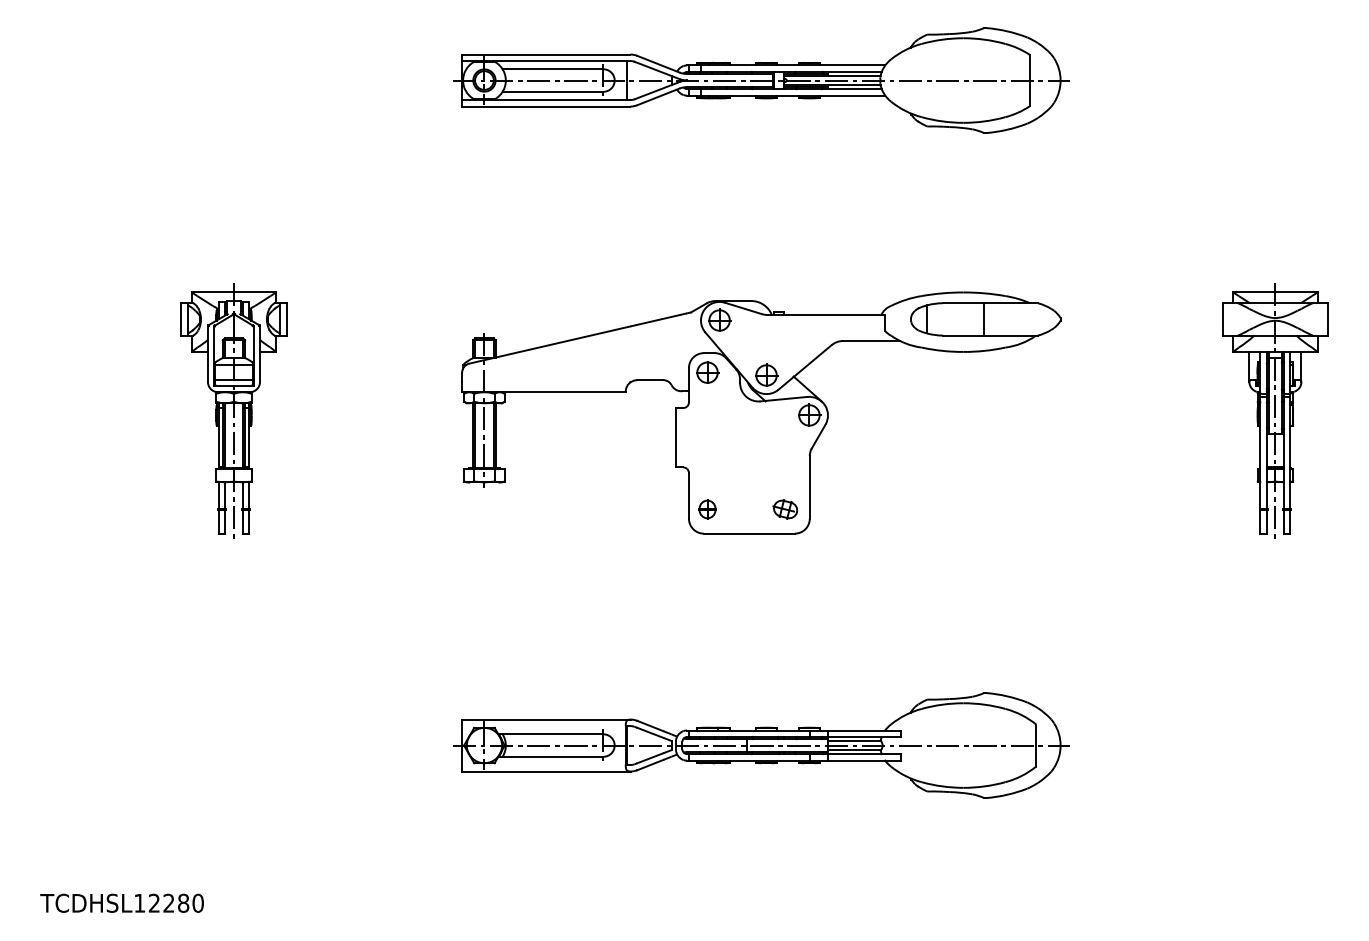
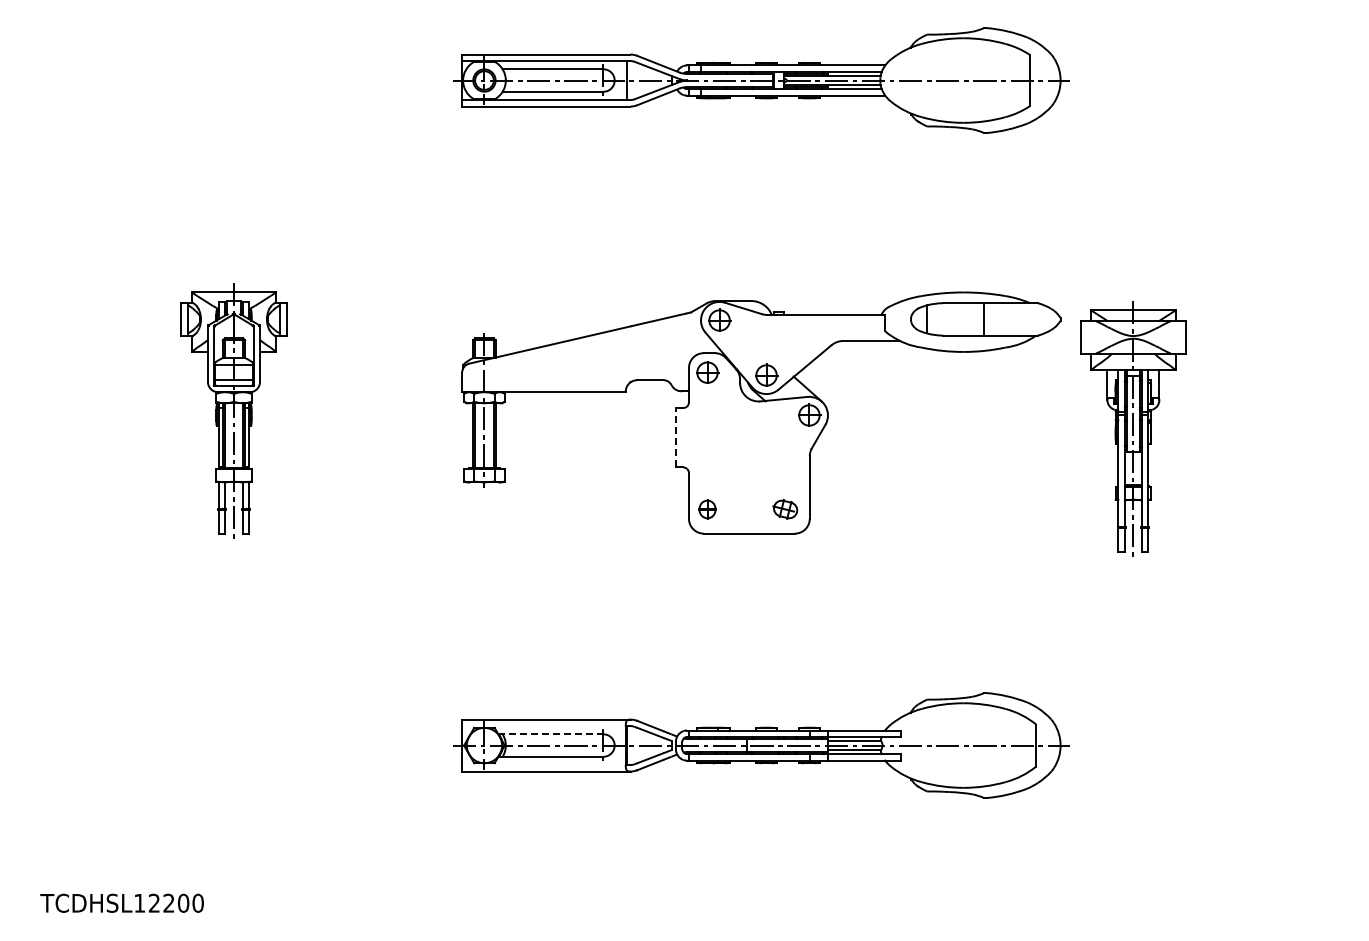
part position: (1275, 410) -> (1133, 428) (1133, 428)
line: solid -> dashed (675, 437)
line: solid -> dashed (550, 734)
text: TCDHSL12280 -> TCDHSL12200 (183, 903)
